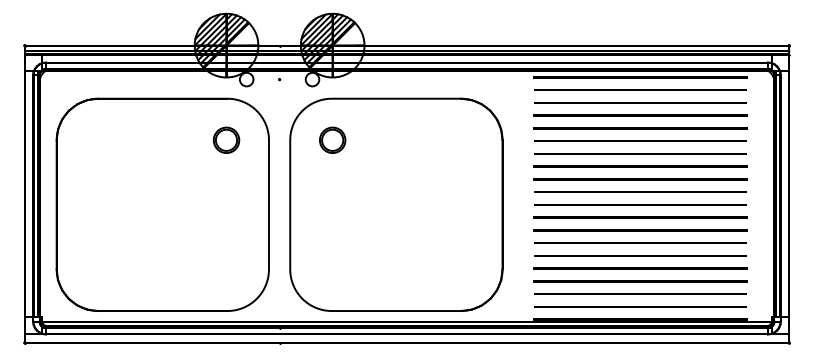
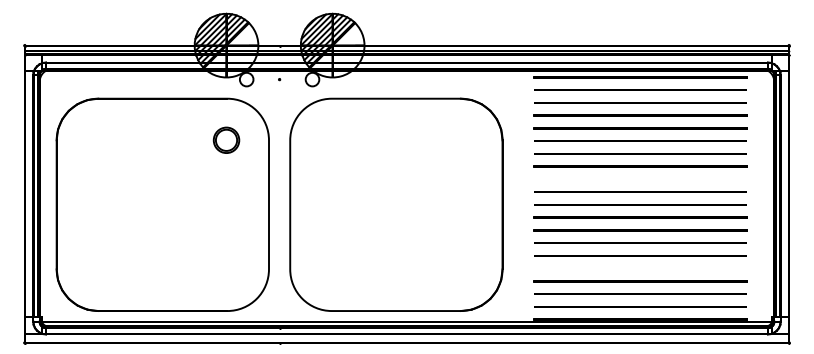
part: present -> none (332, 139)
line: present -> none (640, 179)
line: present -> none (640, 268)
